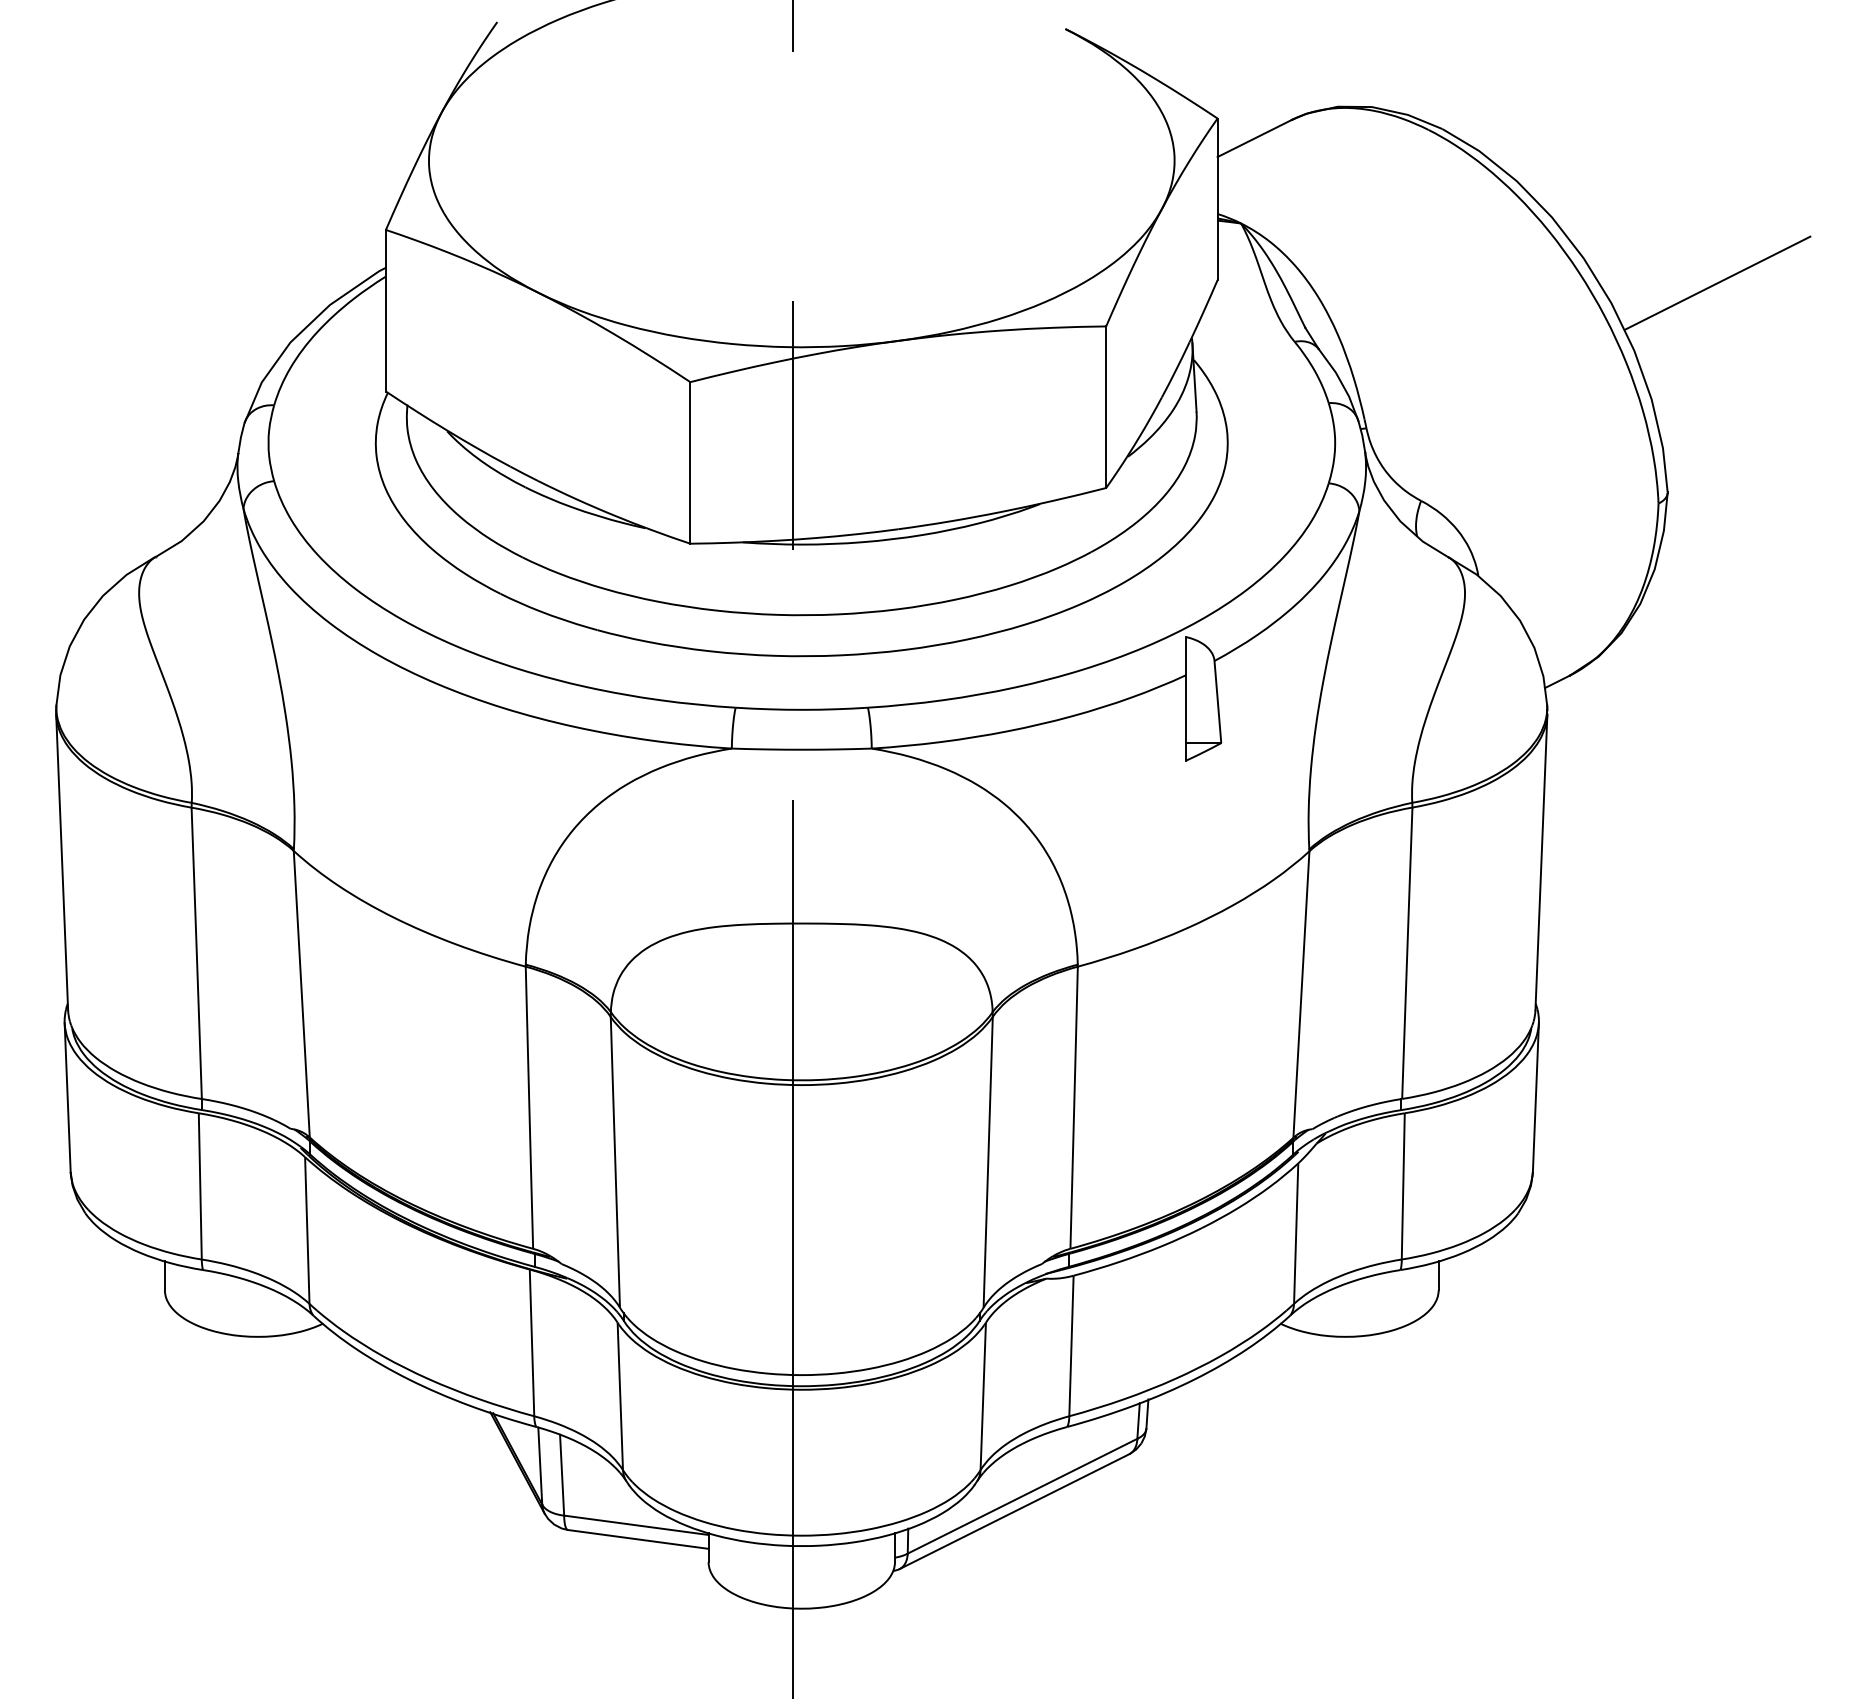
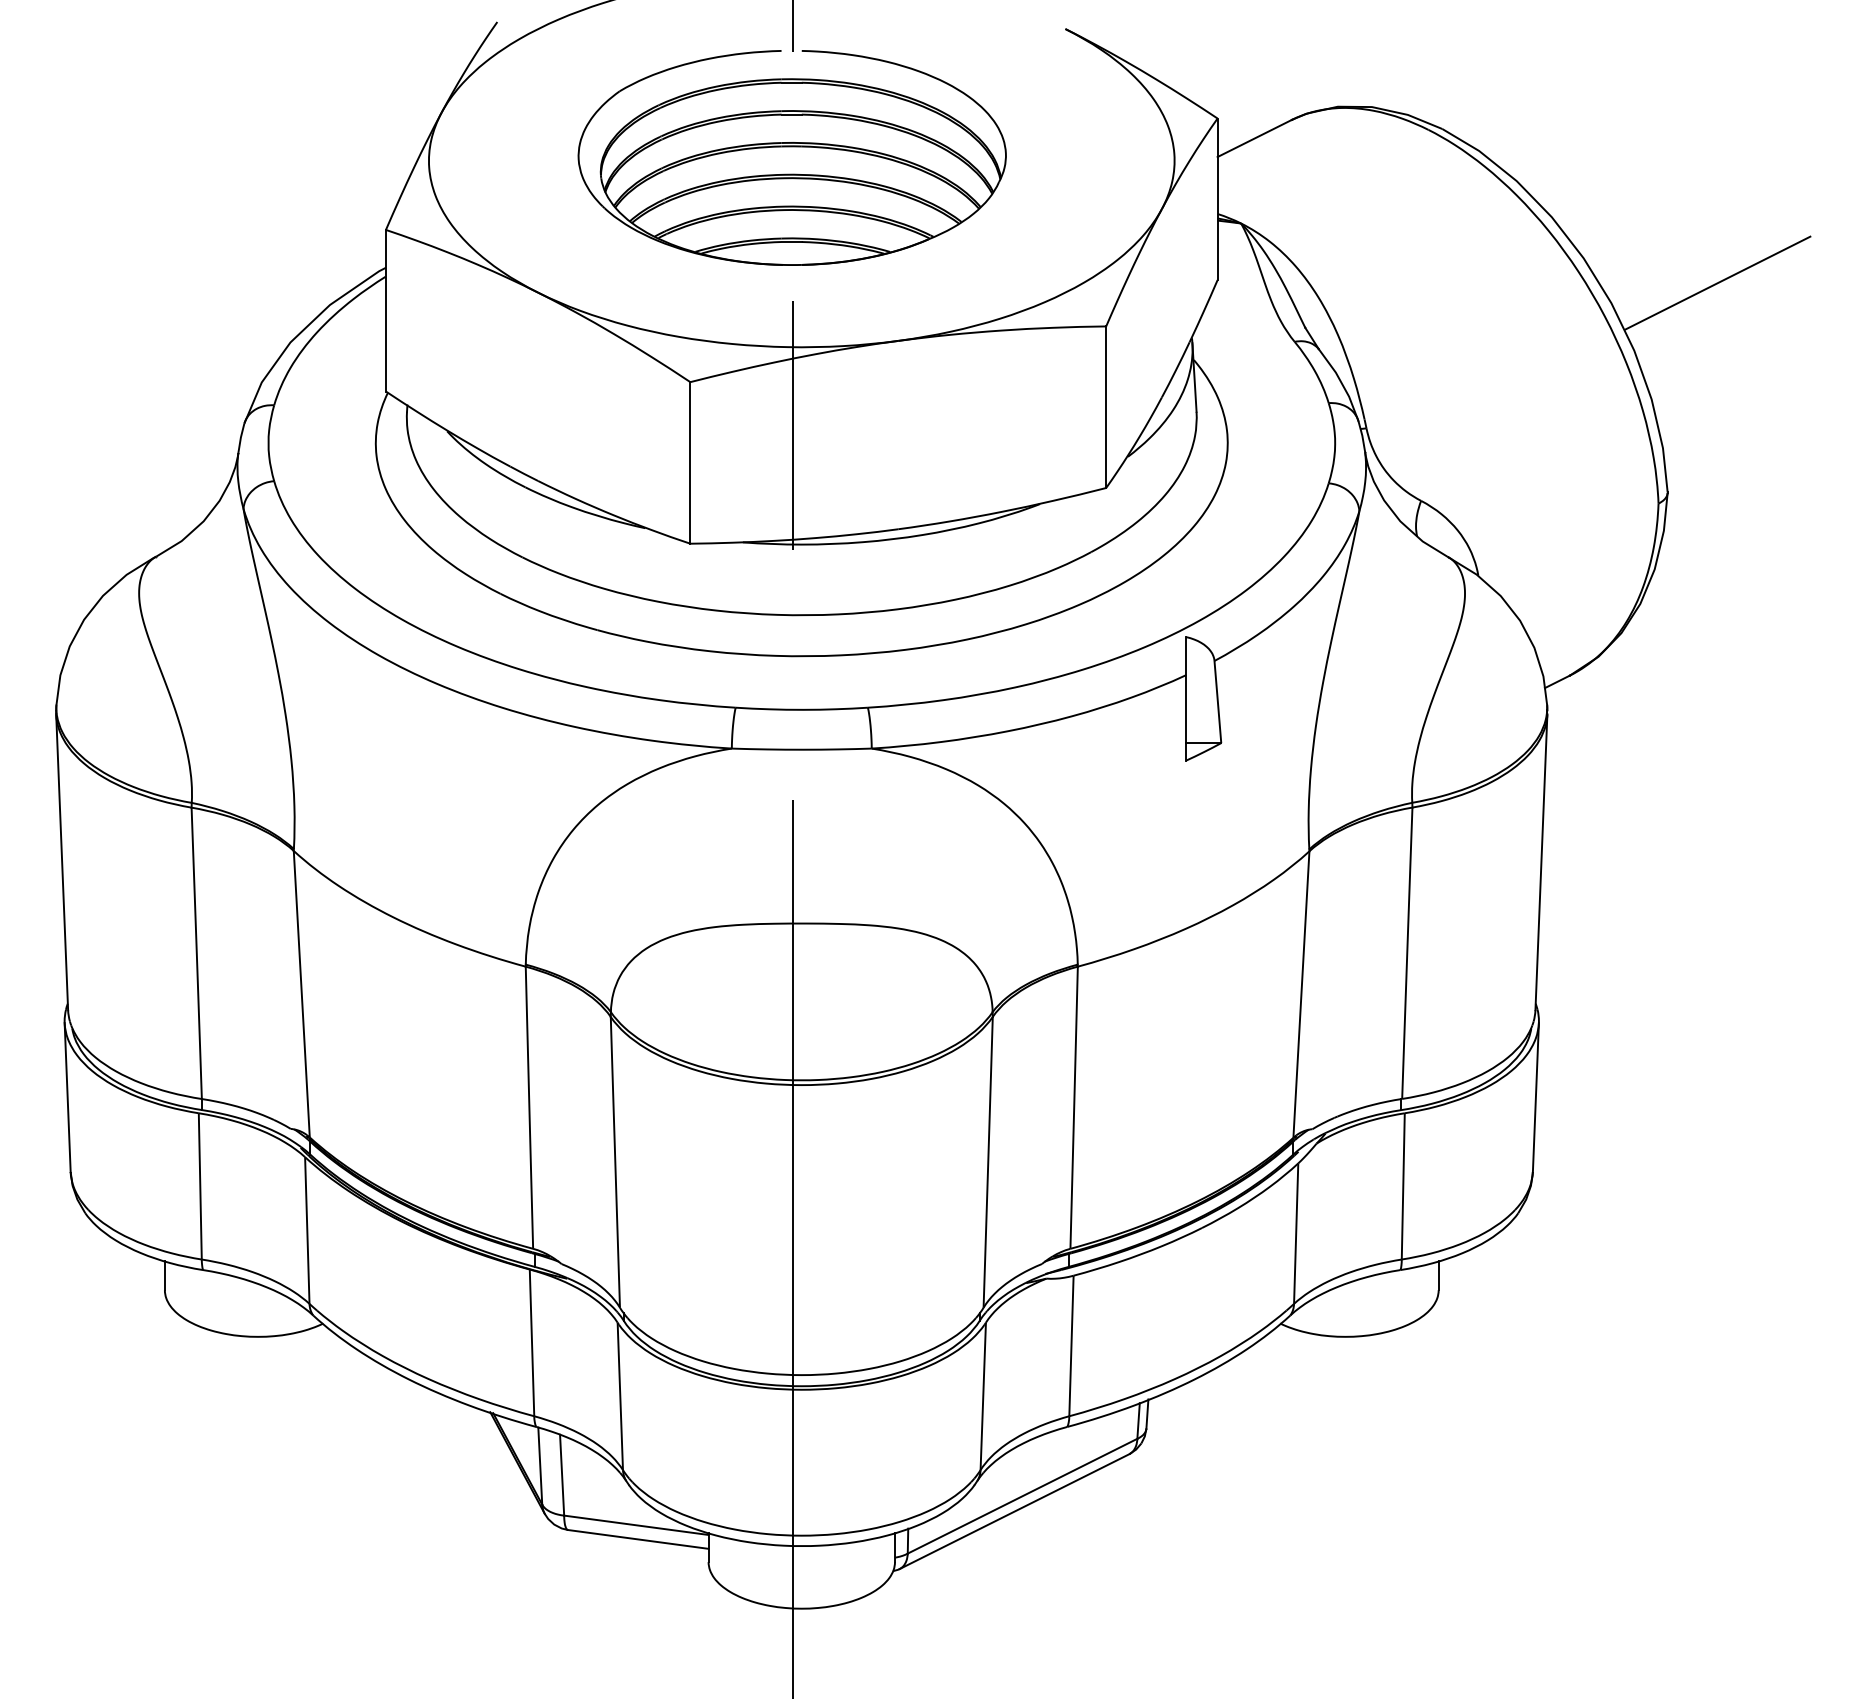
part: none -> present (791, 157)
